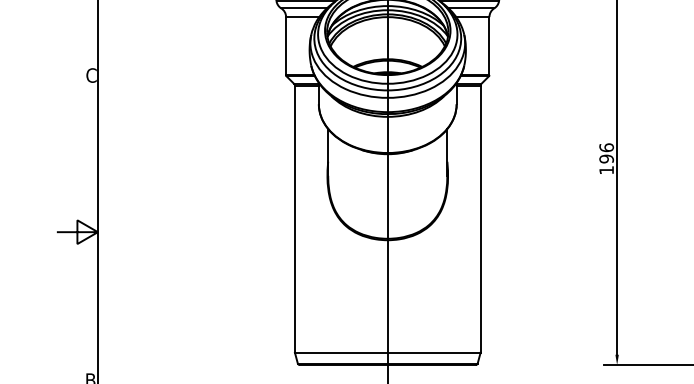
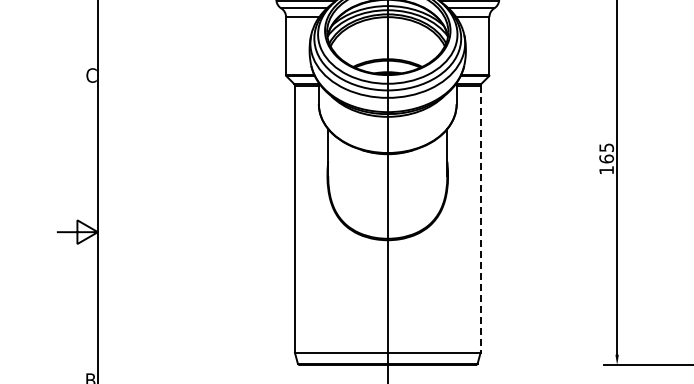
text: 196 -> 165 (606, 153)
line: solid -> dashed (480, 219)
